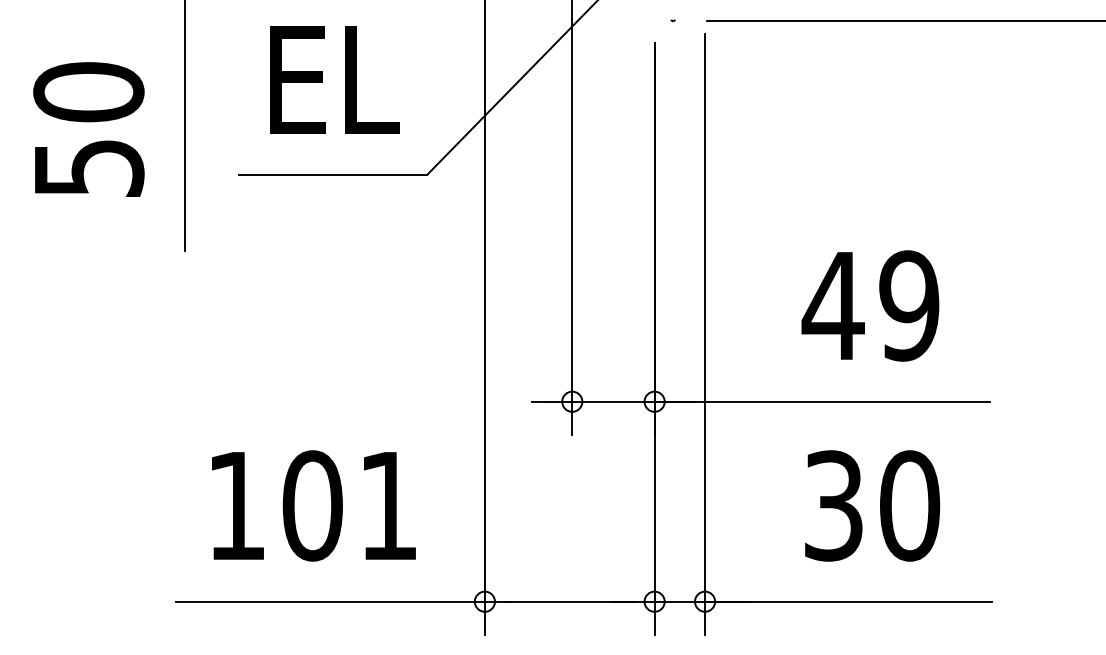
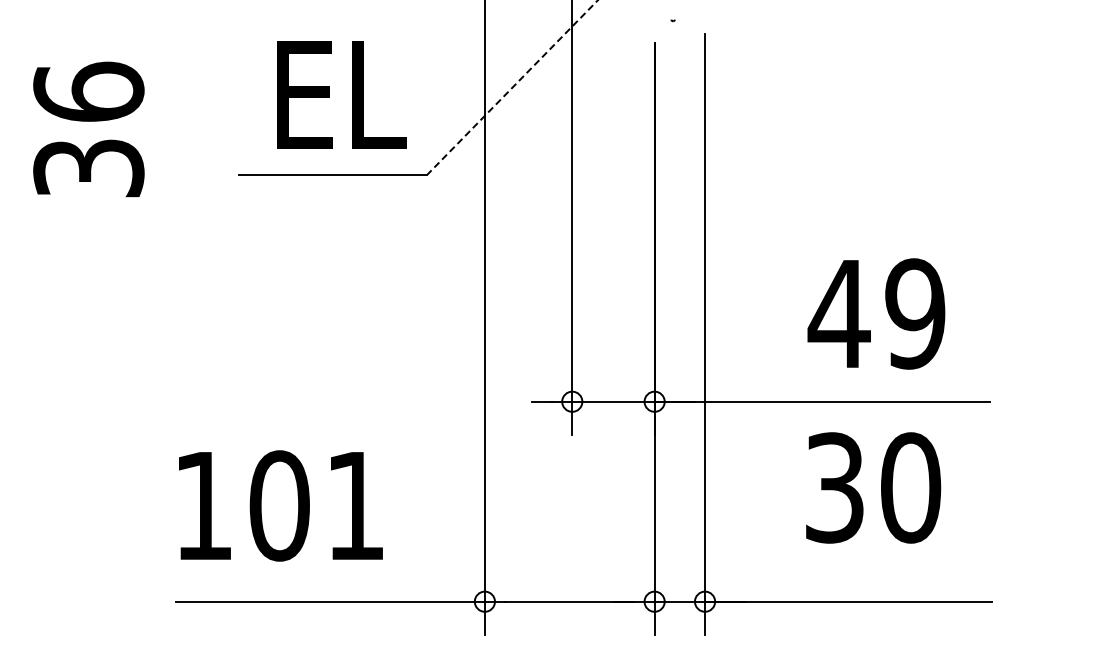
line: present -> none (904, 21)
text position: (334, 79) -> (341, 94) (341, 94)
line: solid -> dashed (512, 87)
line: present -> none (184, 126)
text: 50 -> 36 (88, 129)
text position: (870, 305) -> (876, 313) (876, 313)
text position: (313, 505) -> (280, 505) (280, 505)
text position: (872, 505) -> (873, 487) (873, 487)
